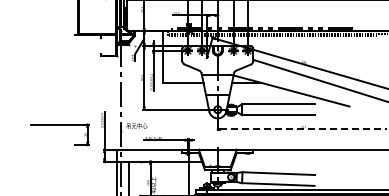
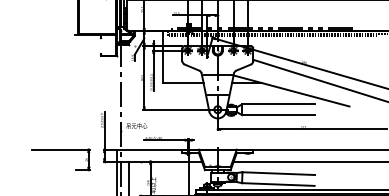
part position: (59, 125) -> (60, 150) (60, 150)
line: dashed -> solid (303, 129)
line: none -> present (309, 161)
